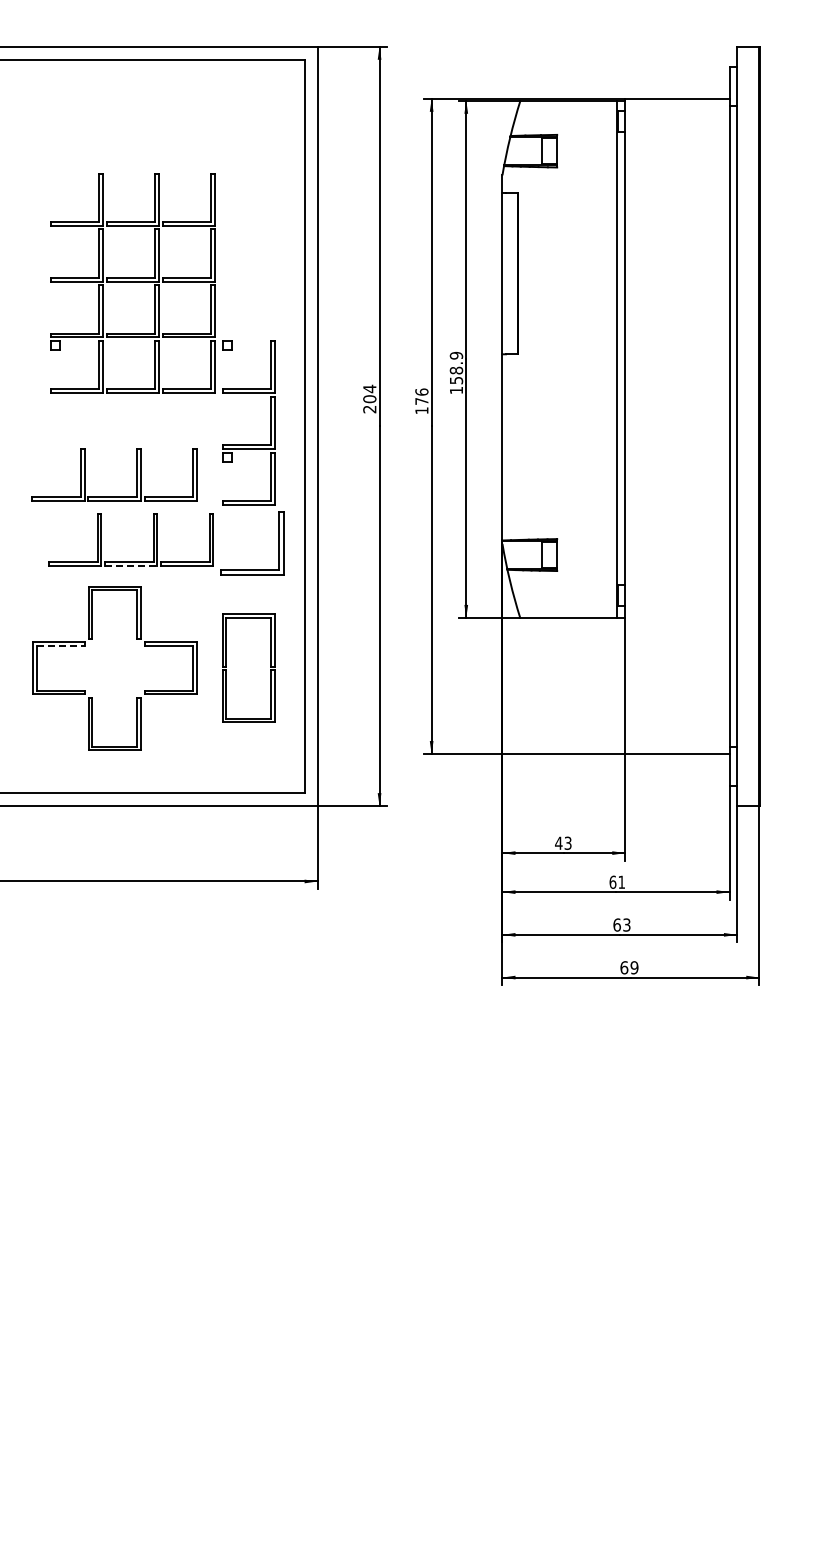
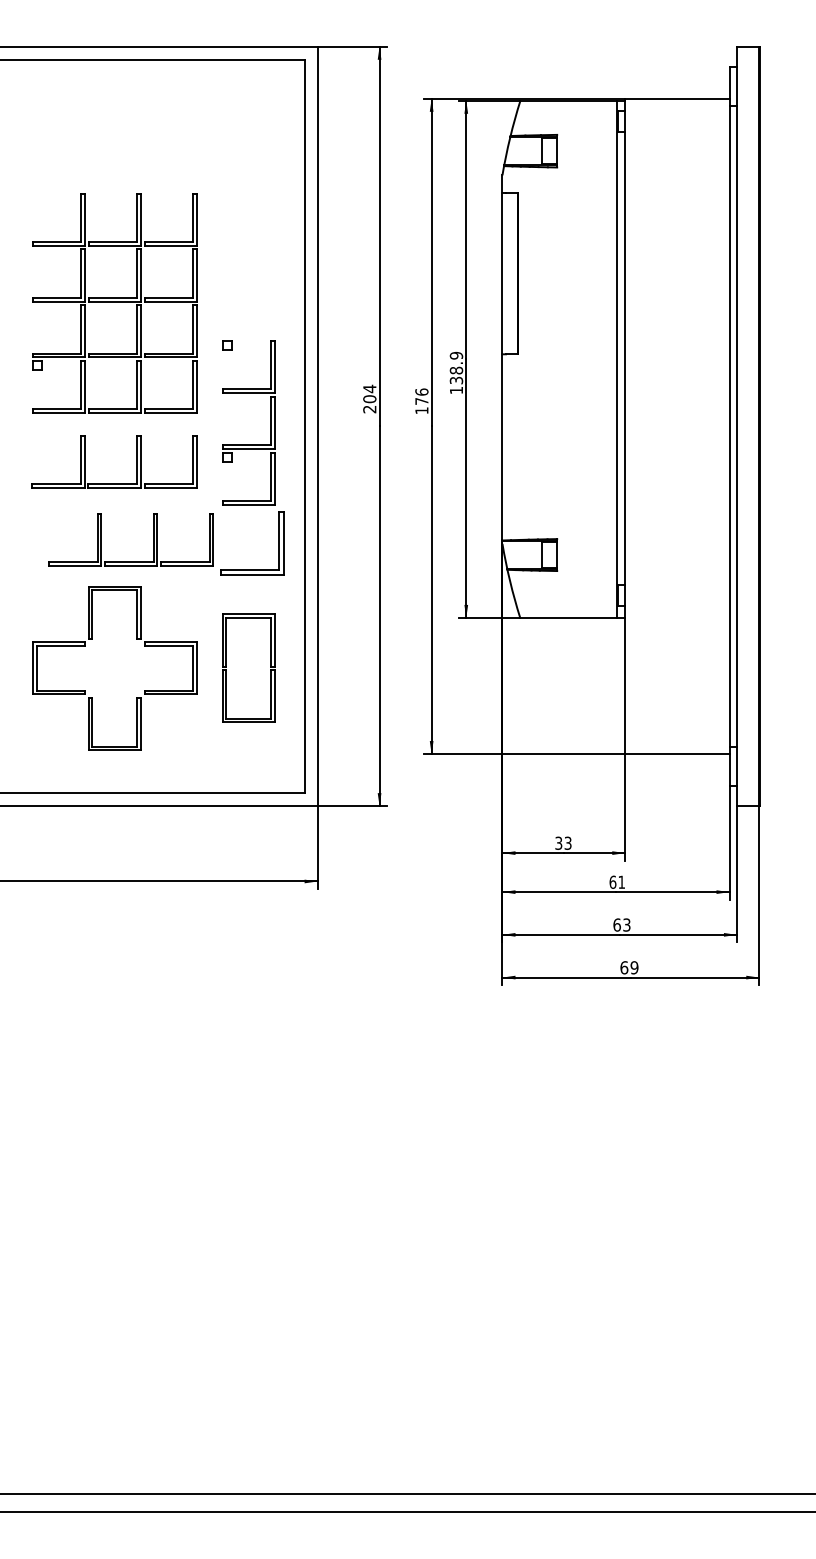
part position: (132, 283) -> (114, 303) (114, 303)
text: 158.9 -> 138.9 (455, 379)
part position: (136, 474) -> (136, 461) (136, 461)
line: dashed -> solid (131, 566)
line: dashed -> solid (61, 646)
text: 43 -> 33 (558, 842)
line: none -> present (407, 1493)
line: none -> present (407, 1512)
